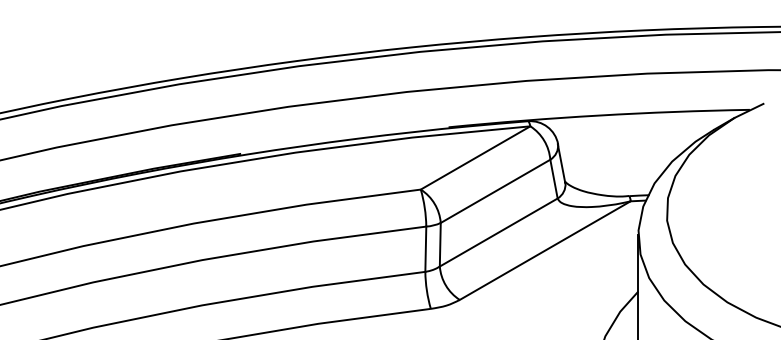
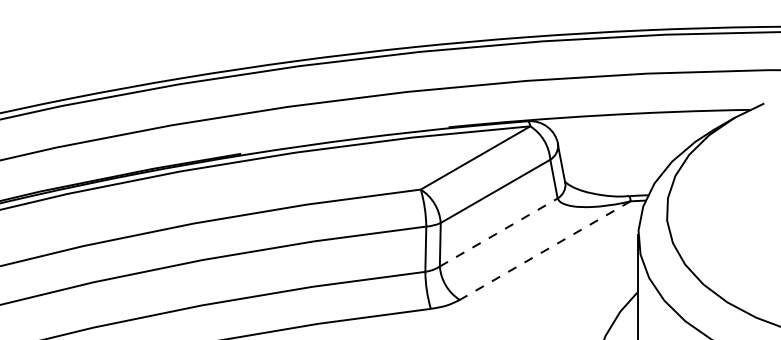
line: solid -> dashed (499, 232)
line: solid -> dashed (545, 250)
